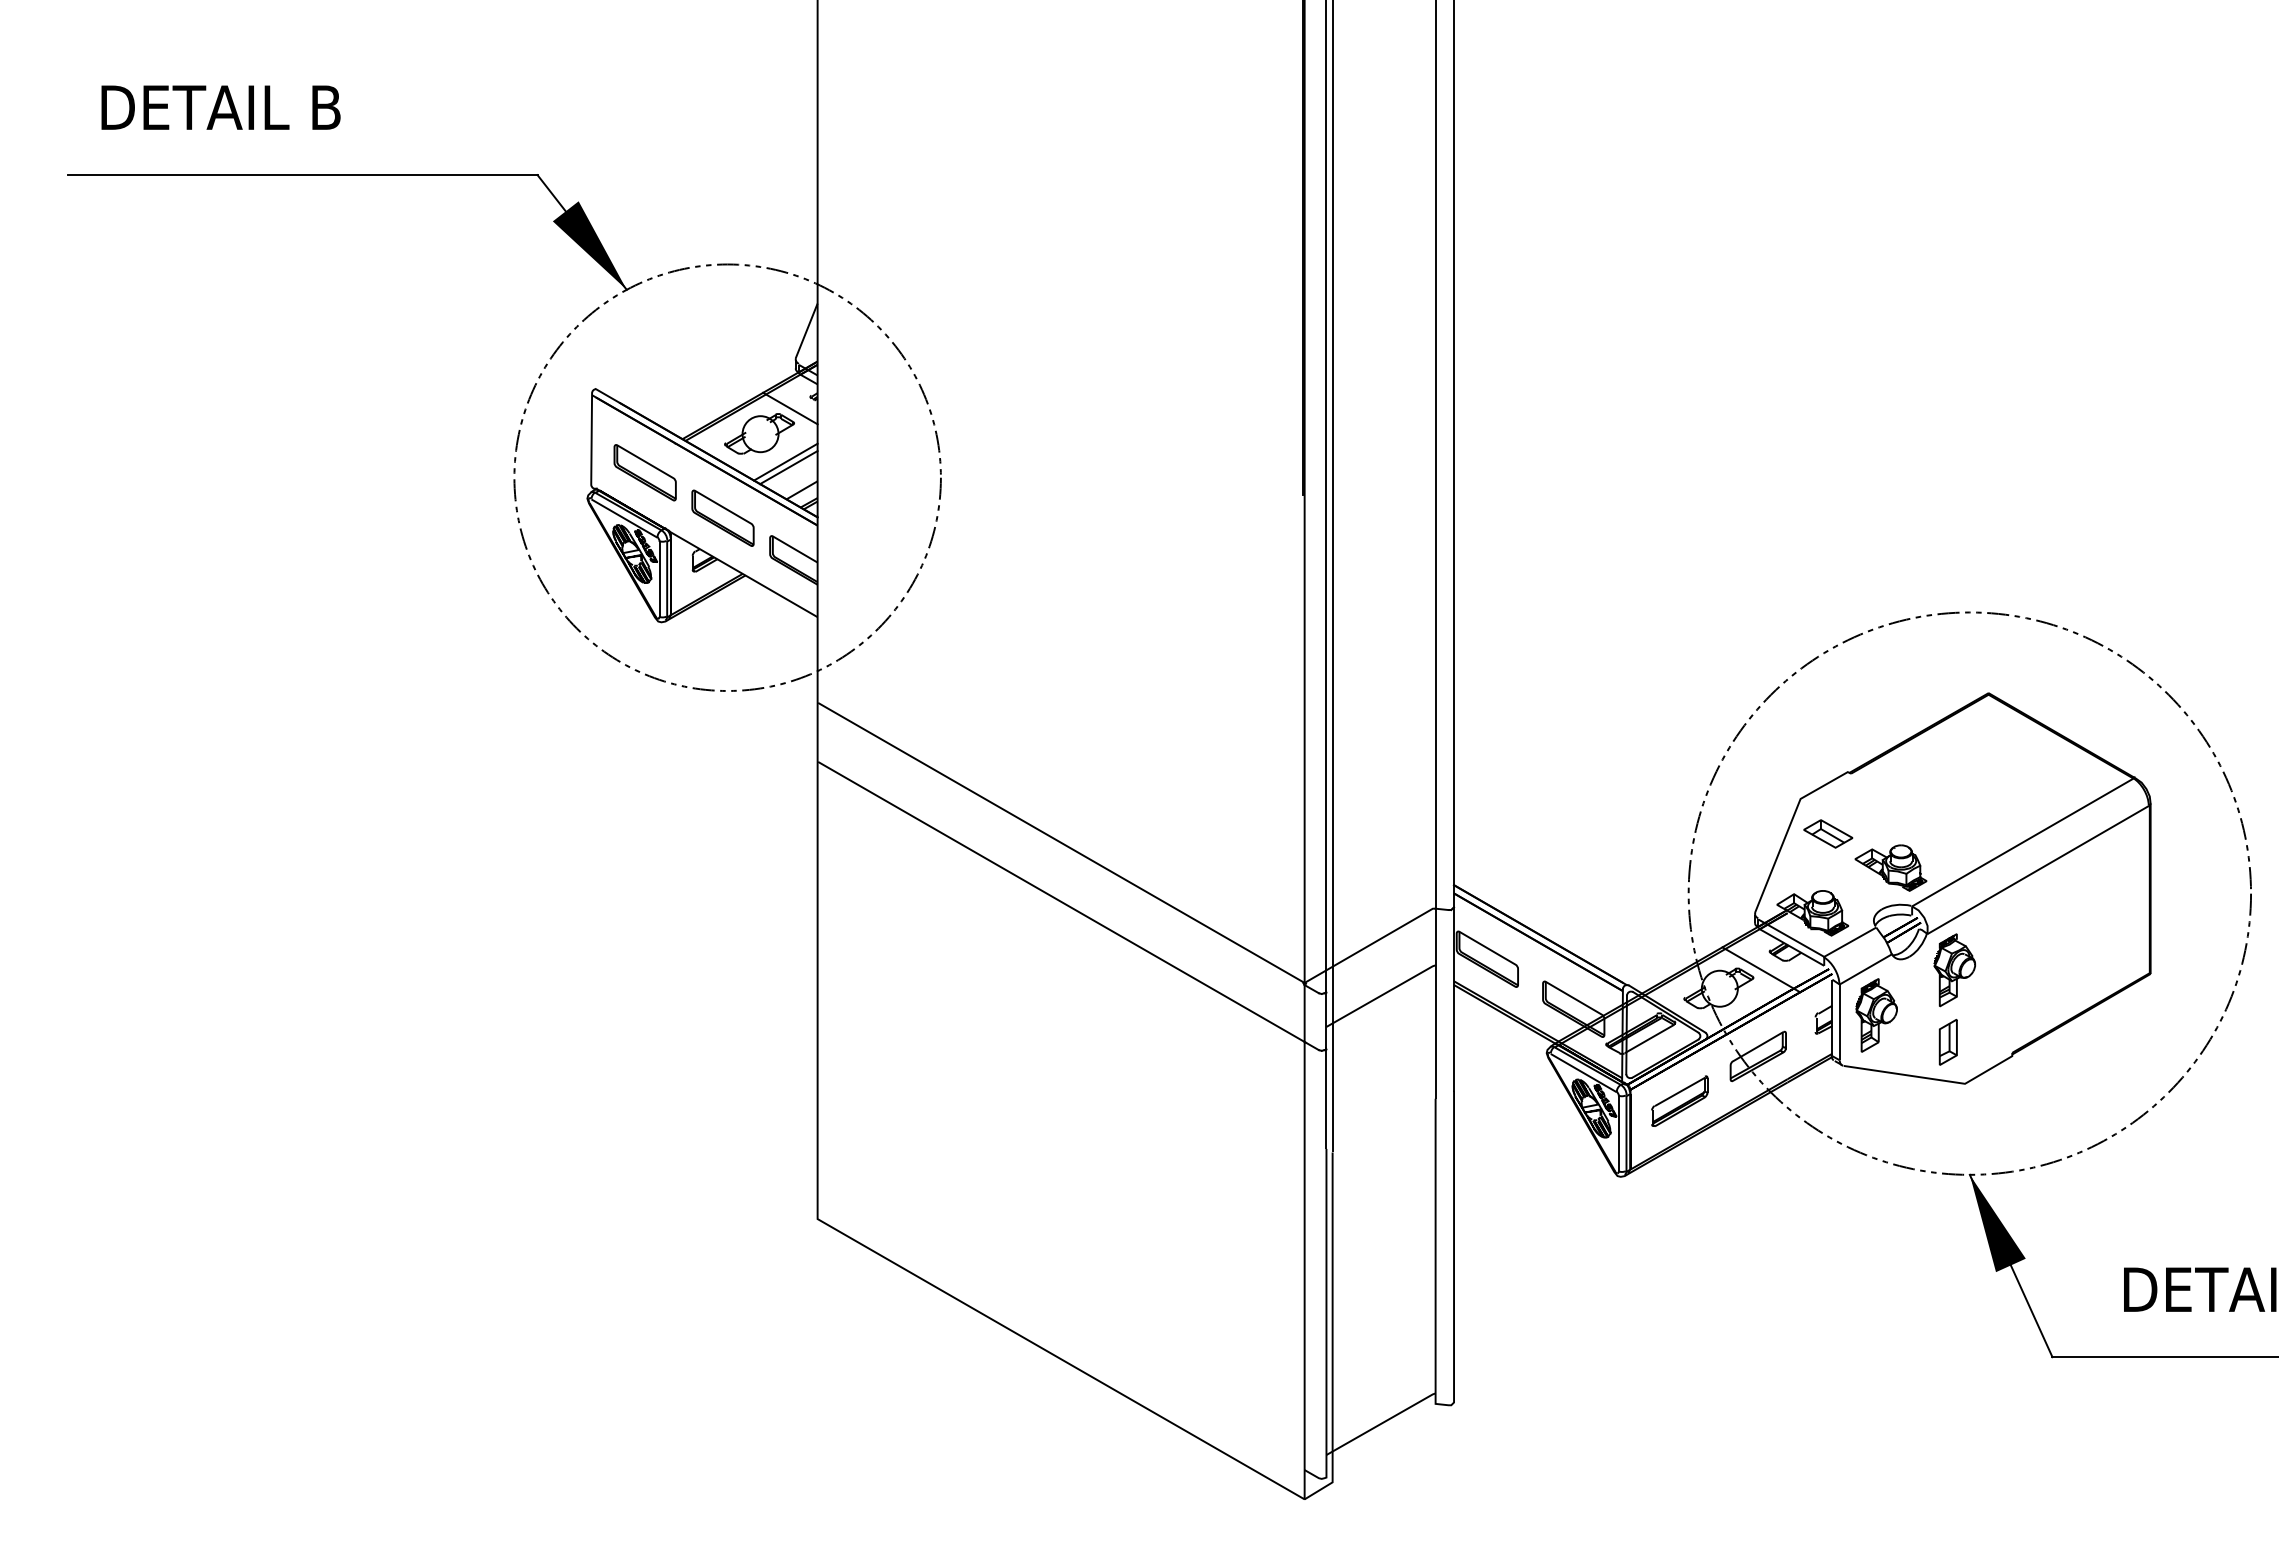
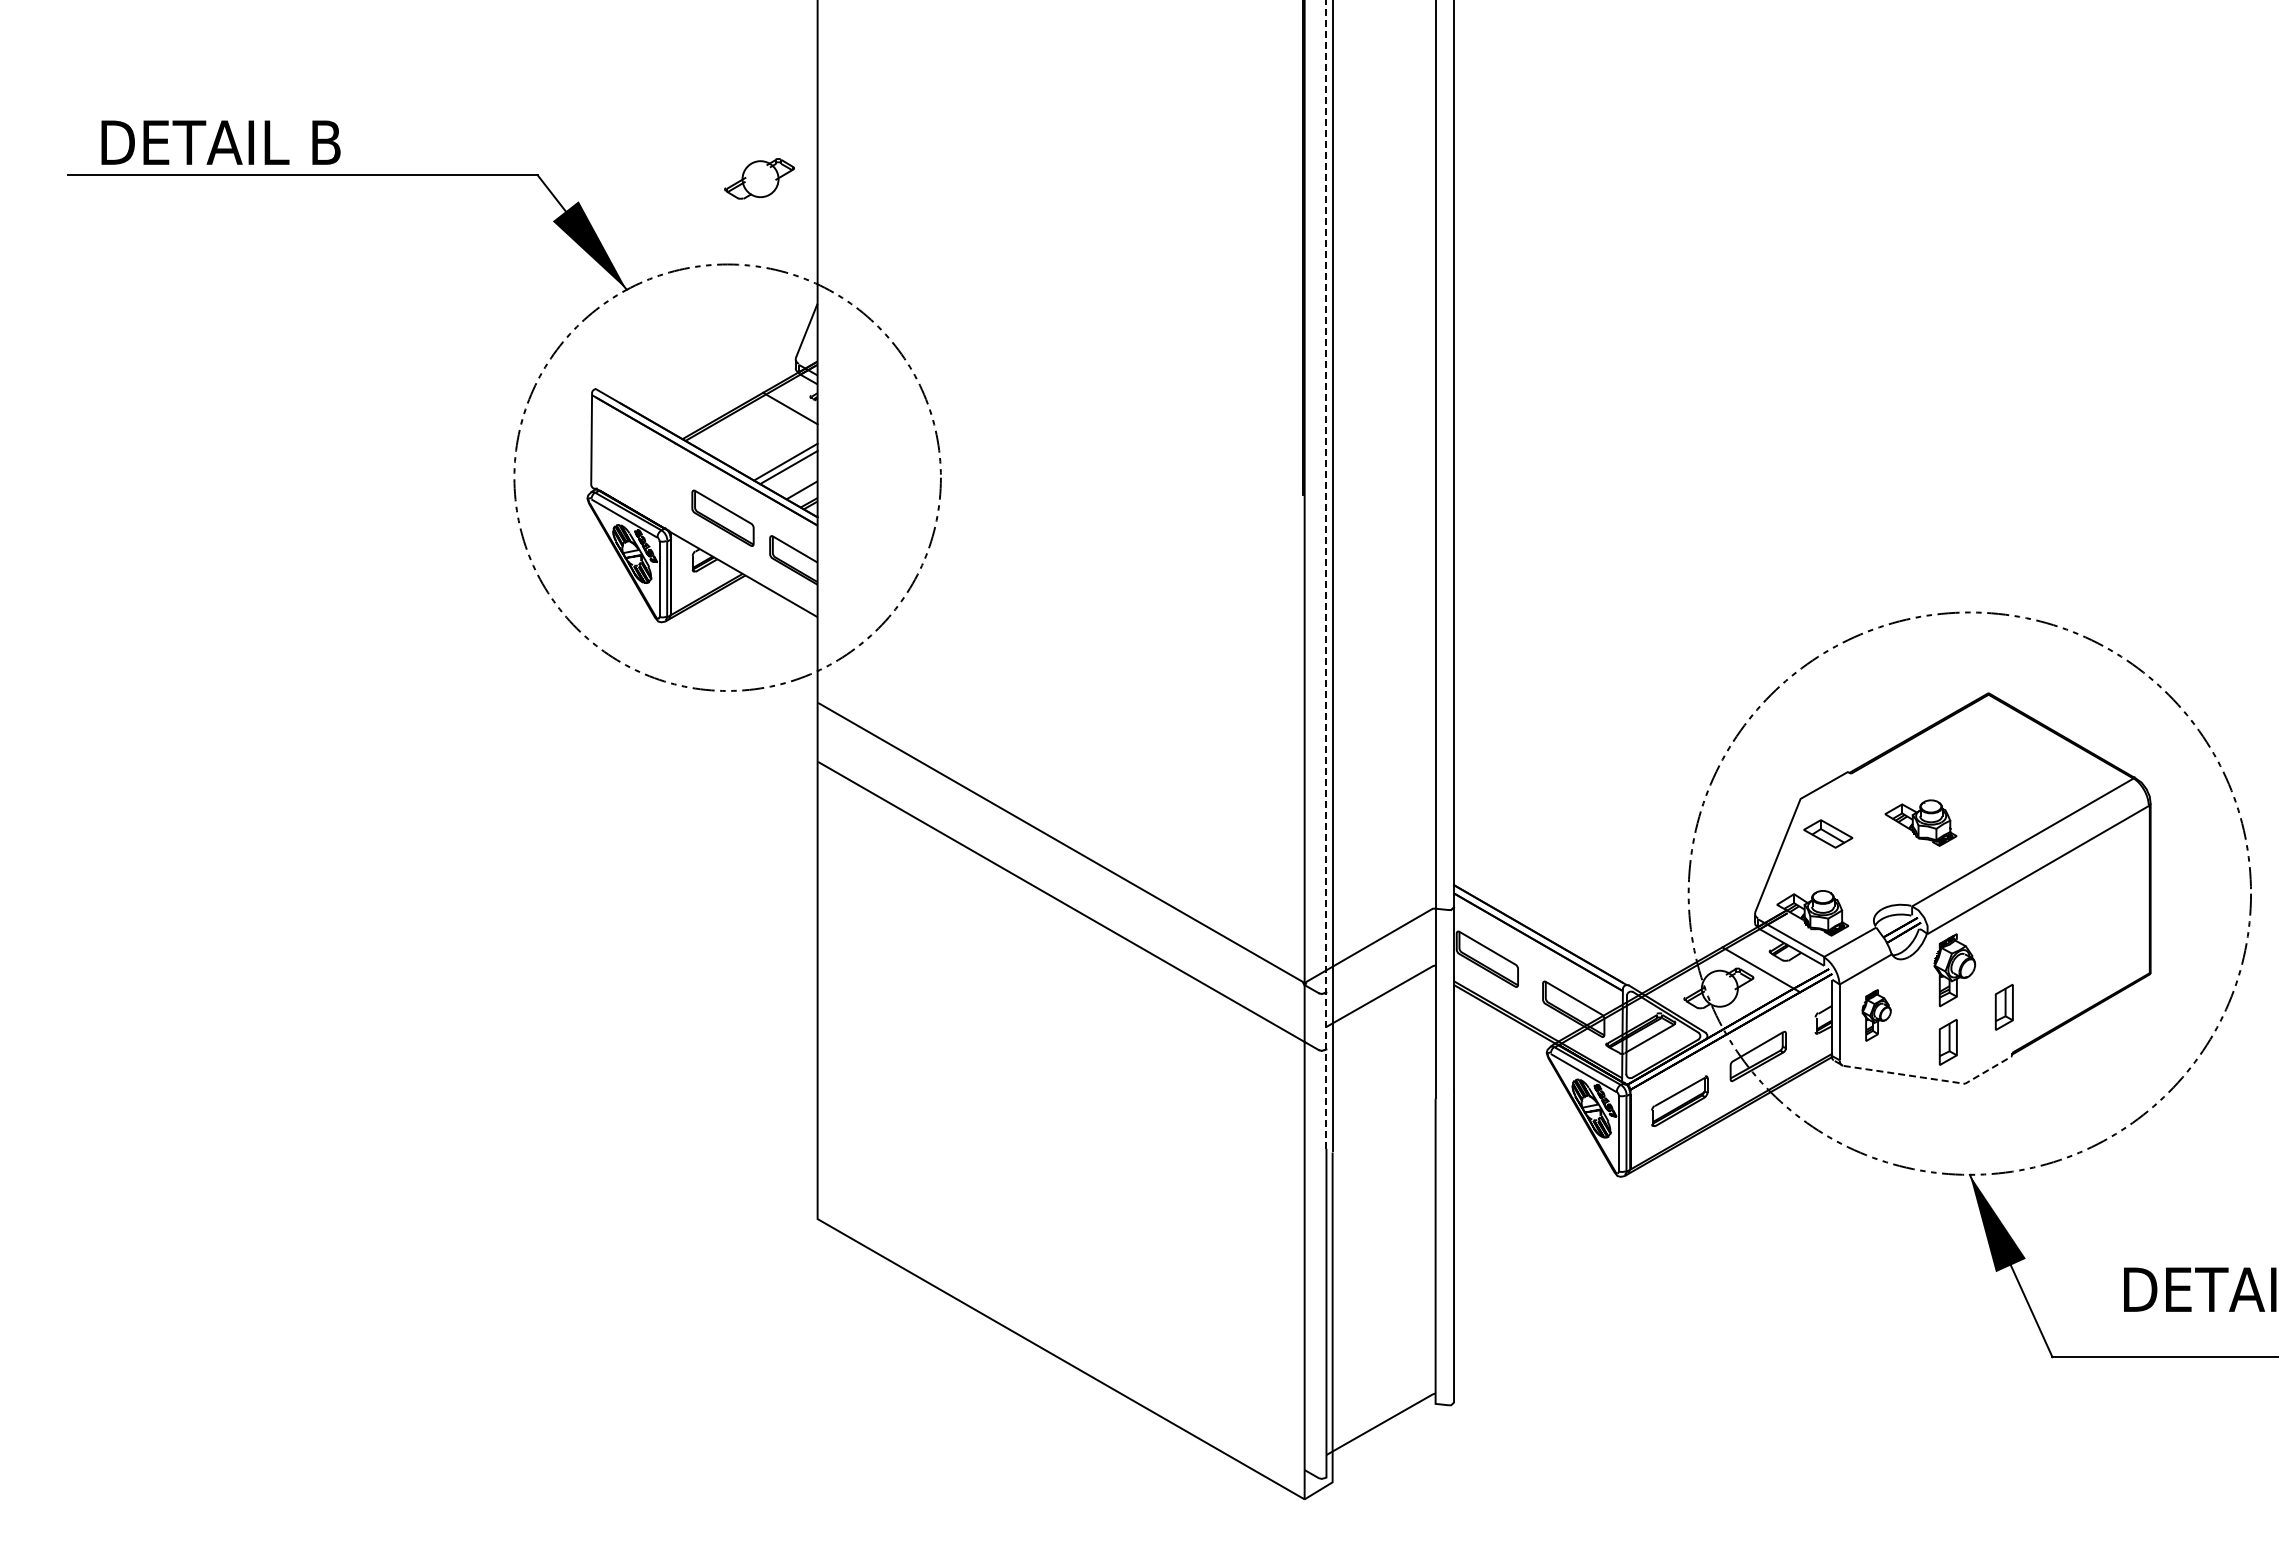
text position: (220, 107) -> (220, 142) (220, 142)
part position: (759, 433) -> (759, 178) (759, 178)
part: present -> none (644, 472)
line: solid -> dashed (1326, 574)
part position: (1890, 867) -> (1920, 822) (1920, 822)
part: none -> present (2003, 1007)
part size: 43x75 px -> 31x53 px (1876, 1015)
line: solid -> dashed (1934, 1079)
